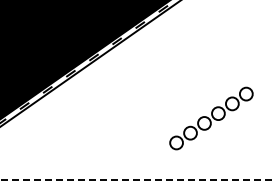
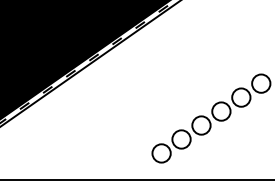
part size: 85x65 px -> 121x91 px (211, 118)
line: dashed -> solid (137, 180)
